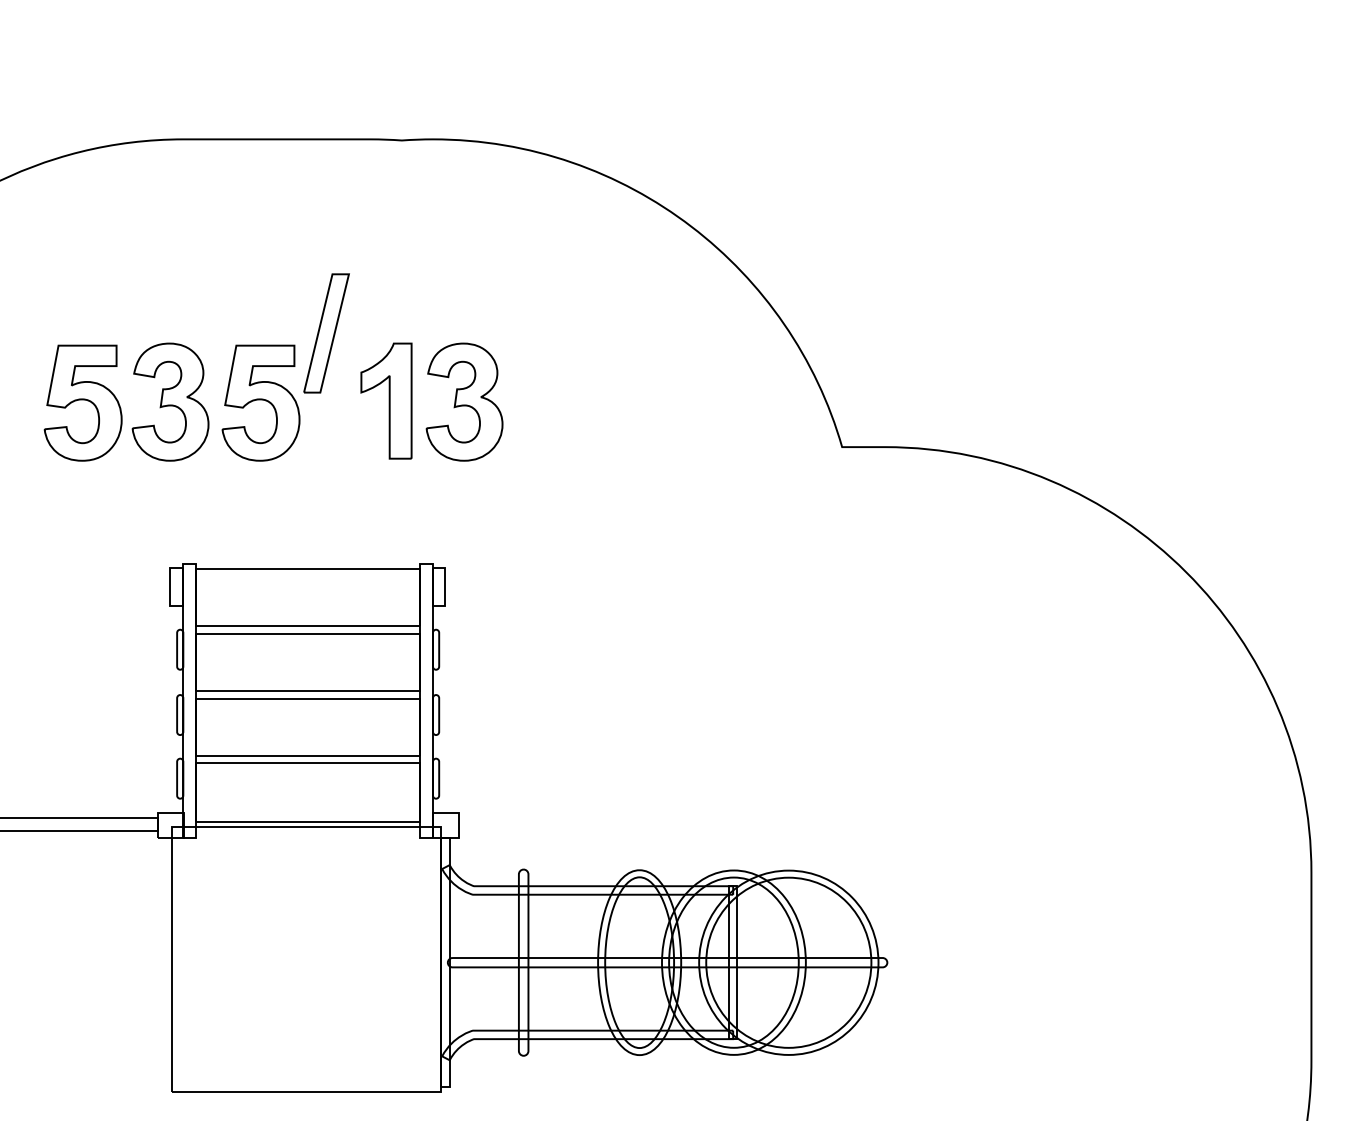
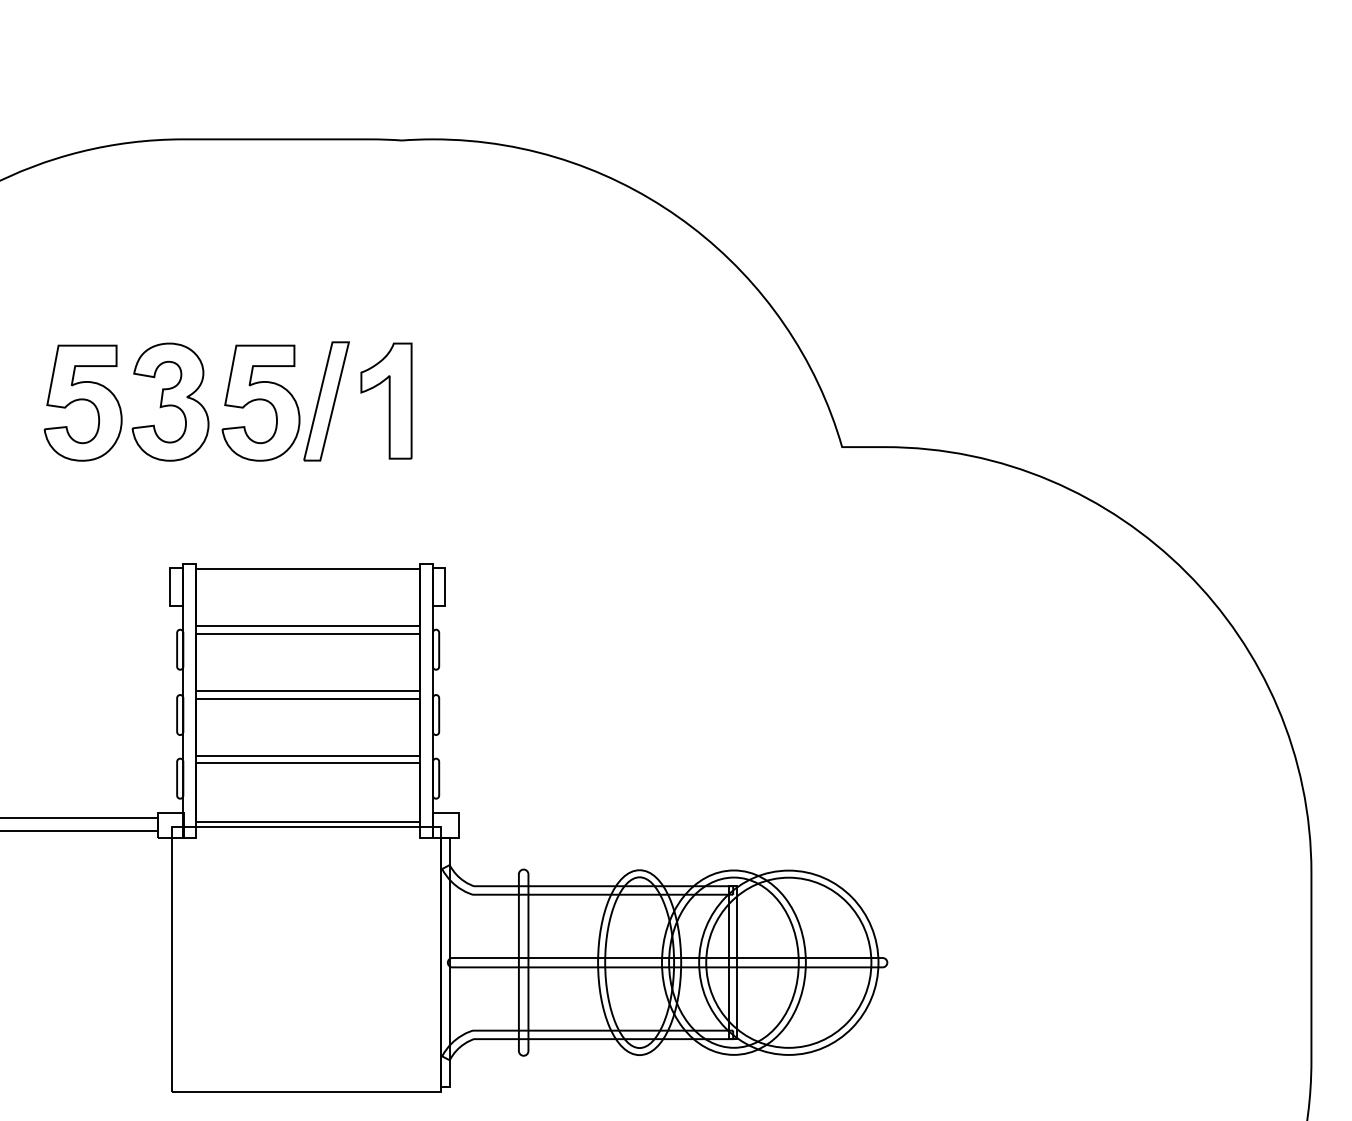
part position: (326, 333) -> (326, 401) (326, 401)
part: present -> none (464, 401)
